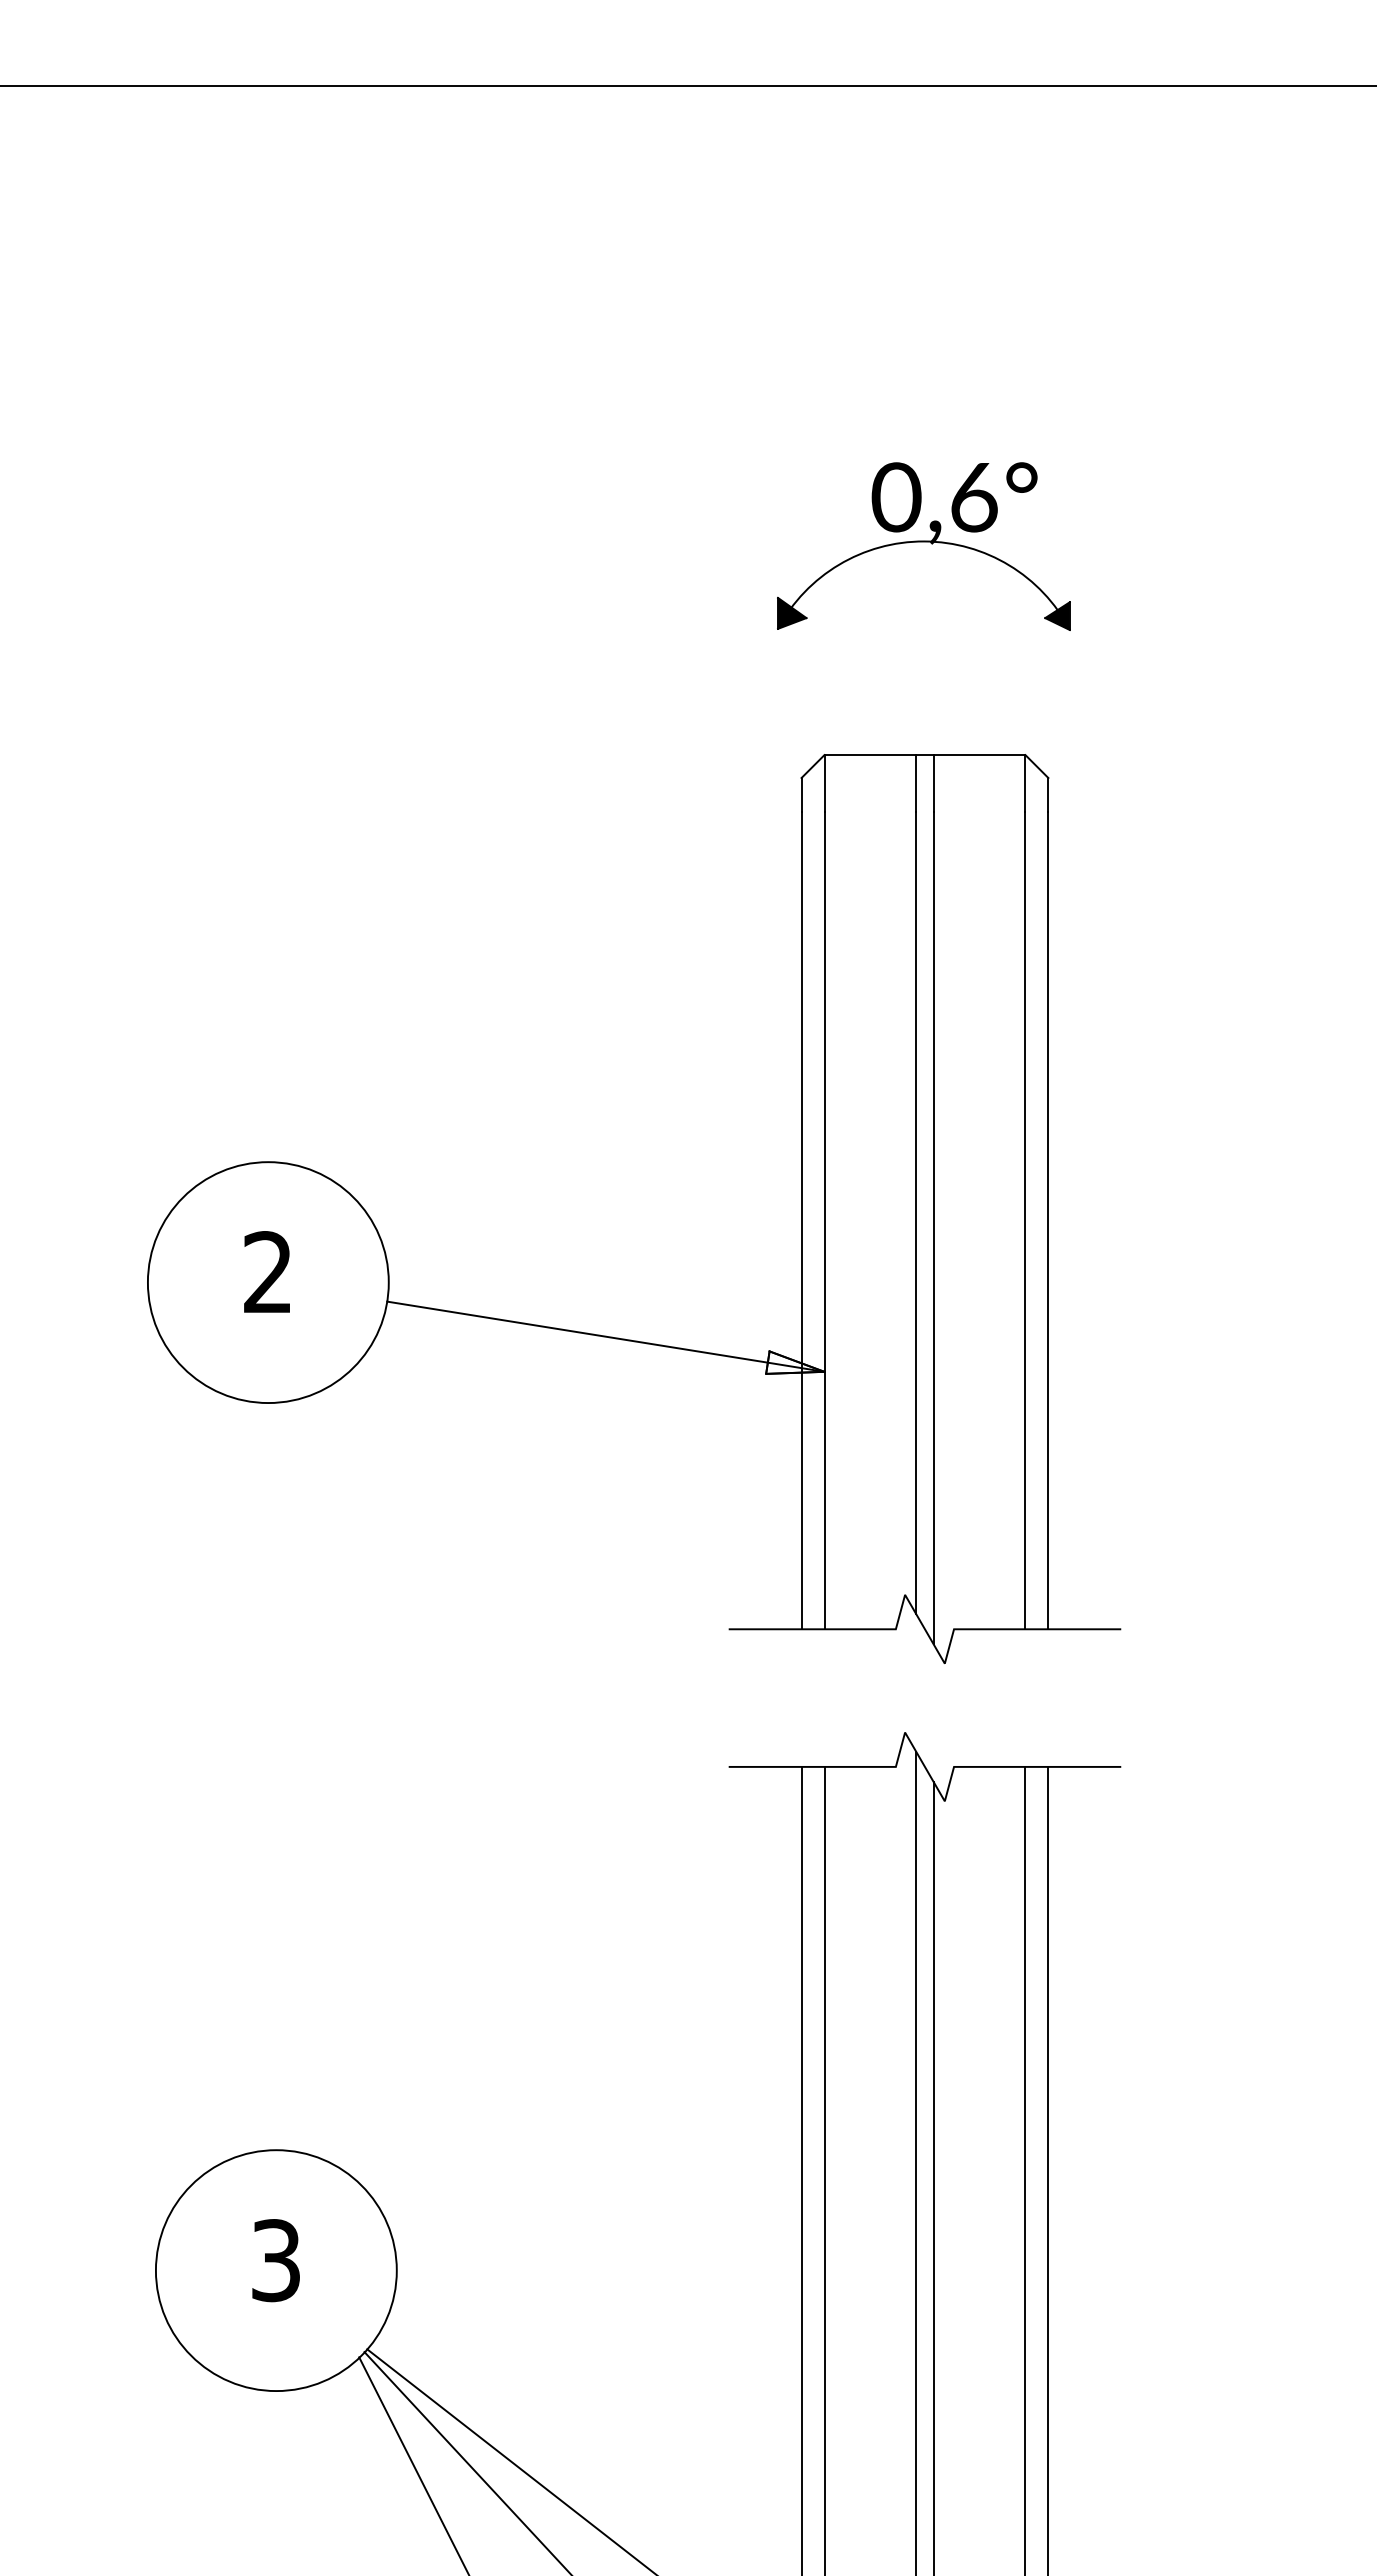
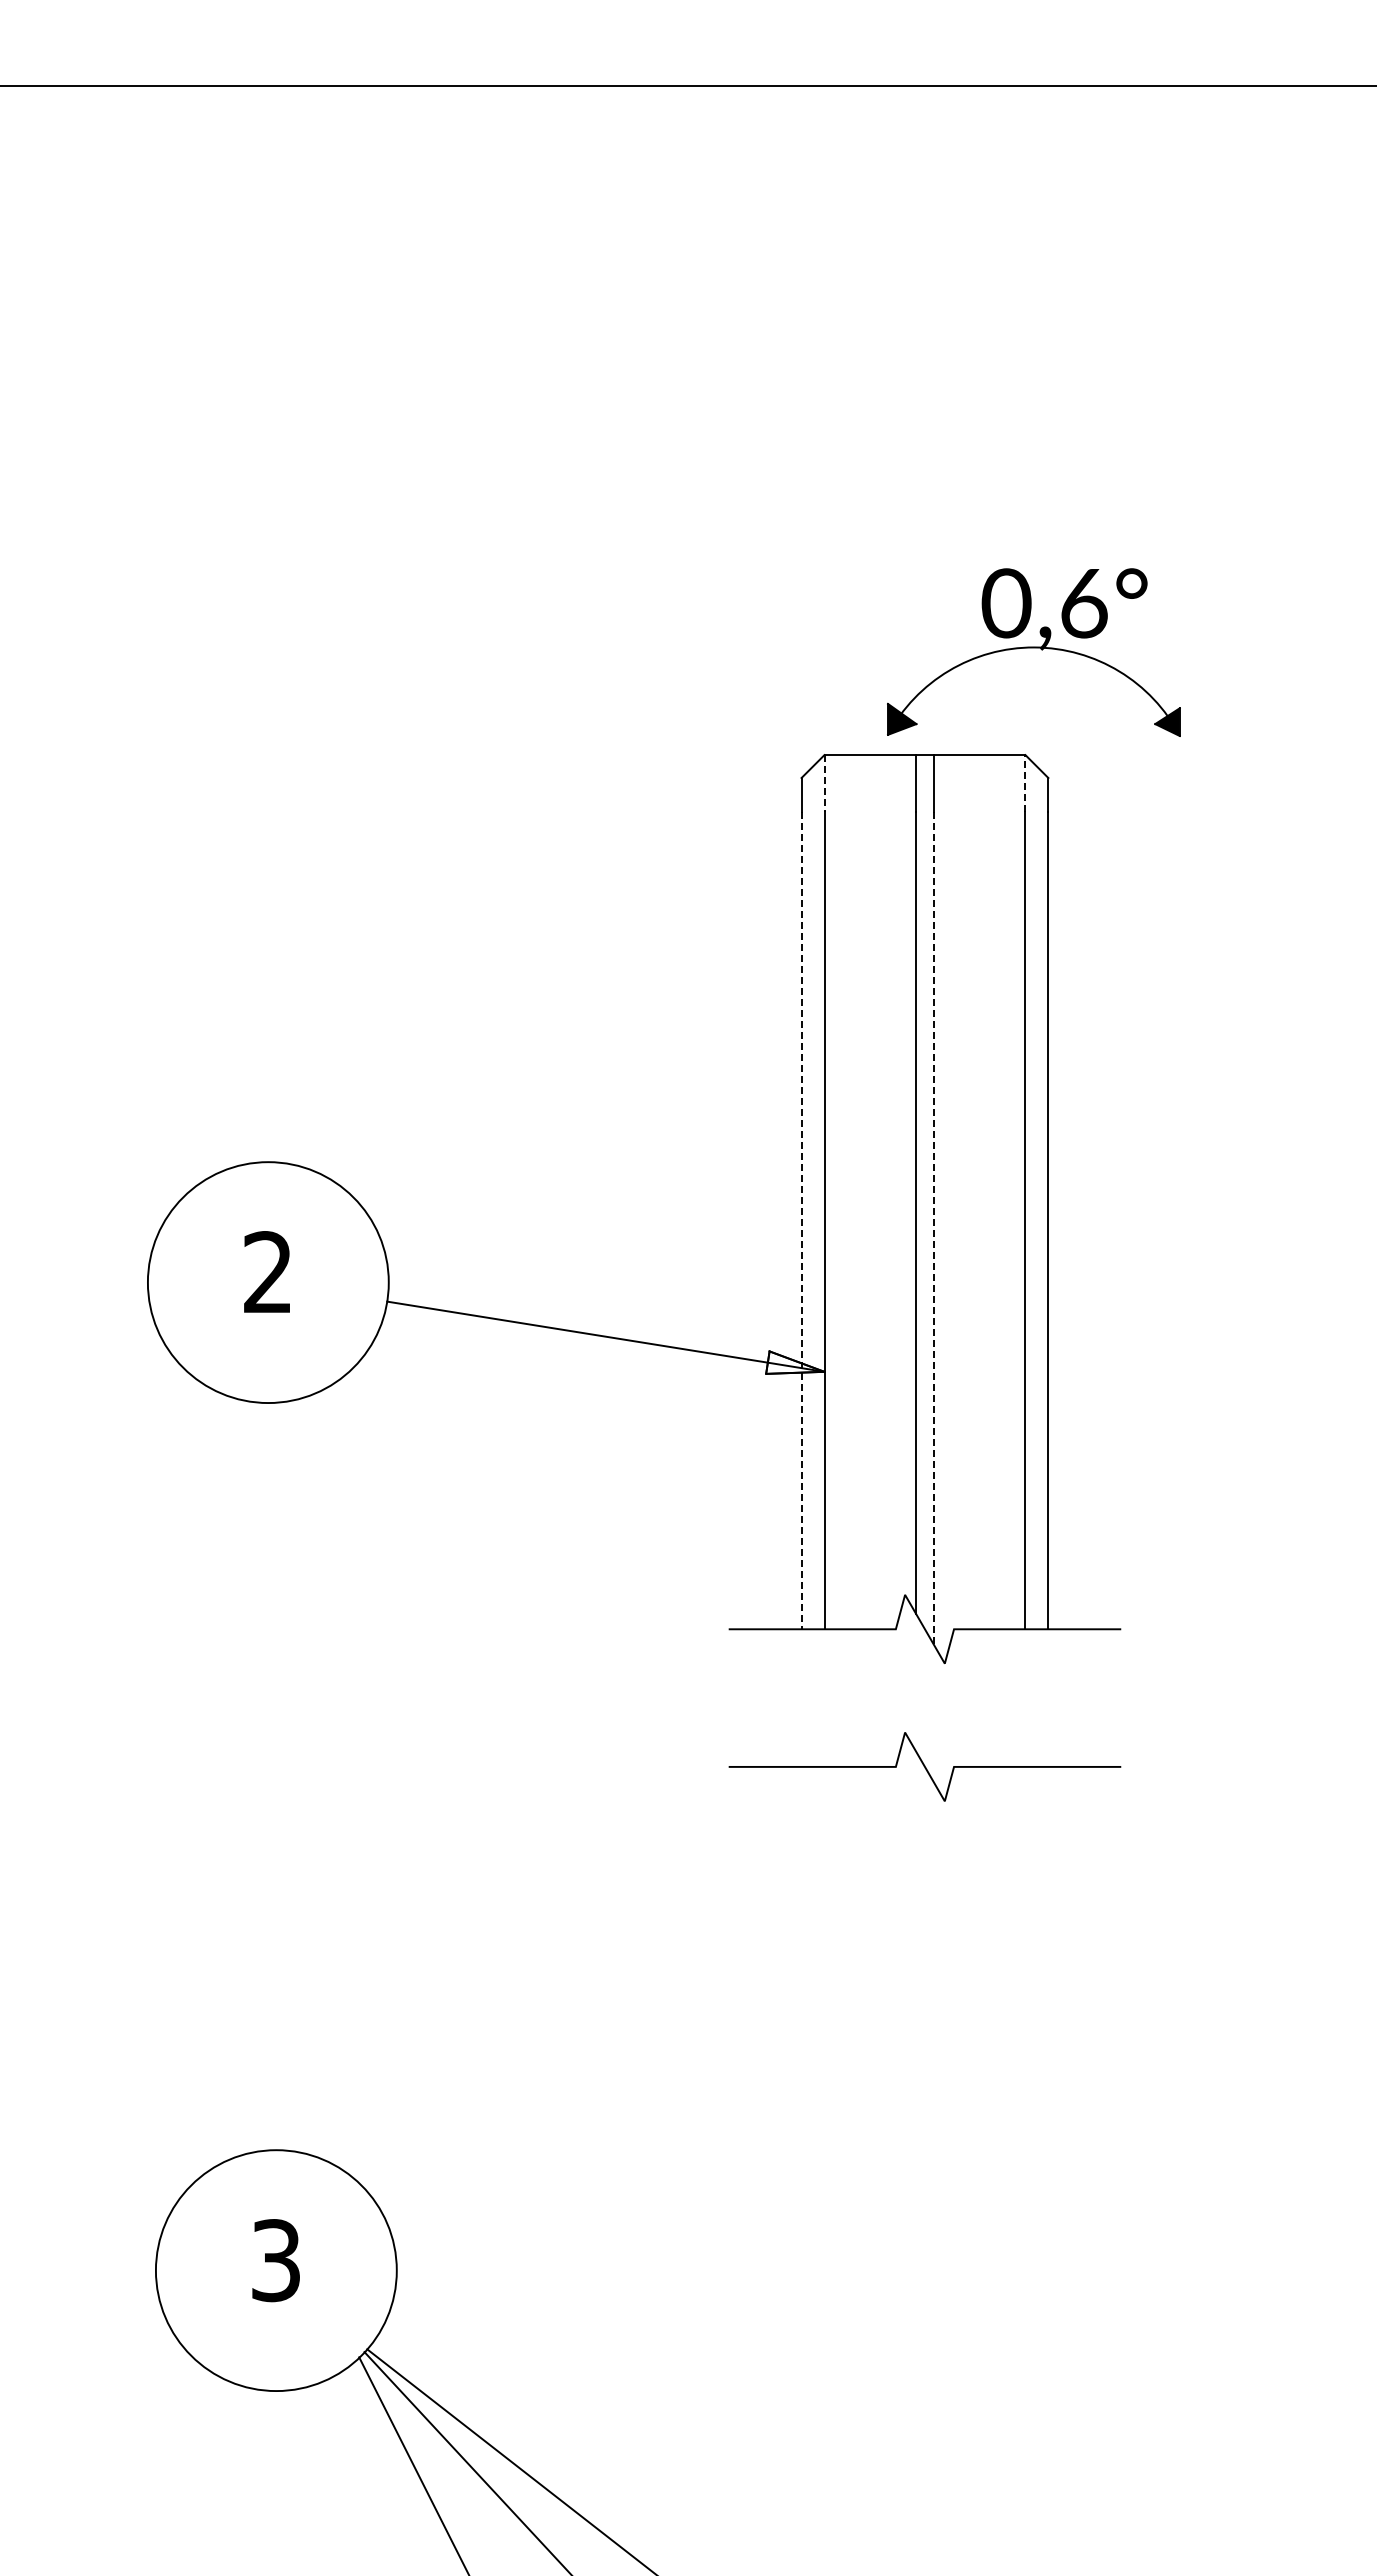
part position: (923, 546) -> (1033, 652) (1033, 652)
line: solid -> dashed (824, 783)
line: solid -> dashed (1025, 783)
line: solid -> dashed (801, 1221)
line: solid -> dashed (933, 1228)
line: present -> none (916, 2161)
line: present -> none (801, 2169)
line: present -> none (824, 2169)
line: present -> none (1025, 2169)
line: present -> none (1048, 2169)
line: present -> none (933, 2177)
